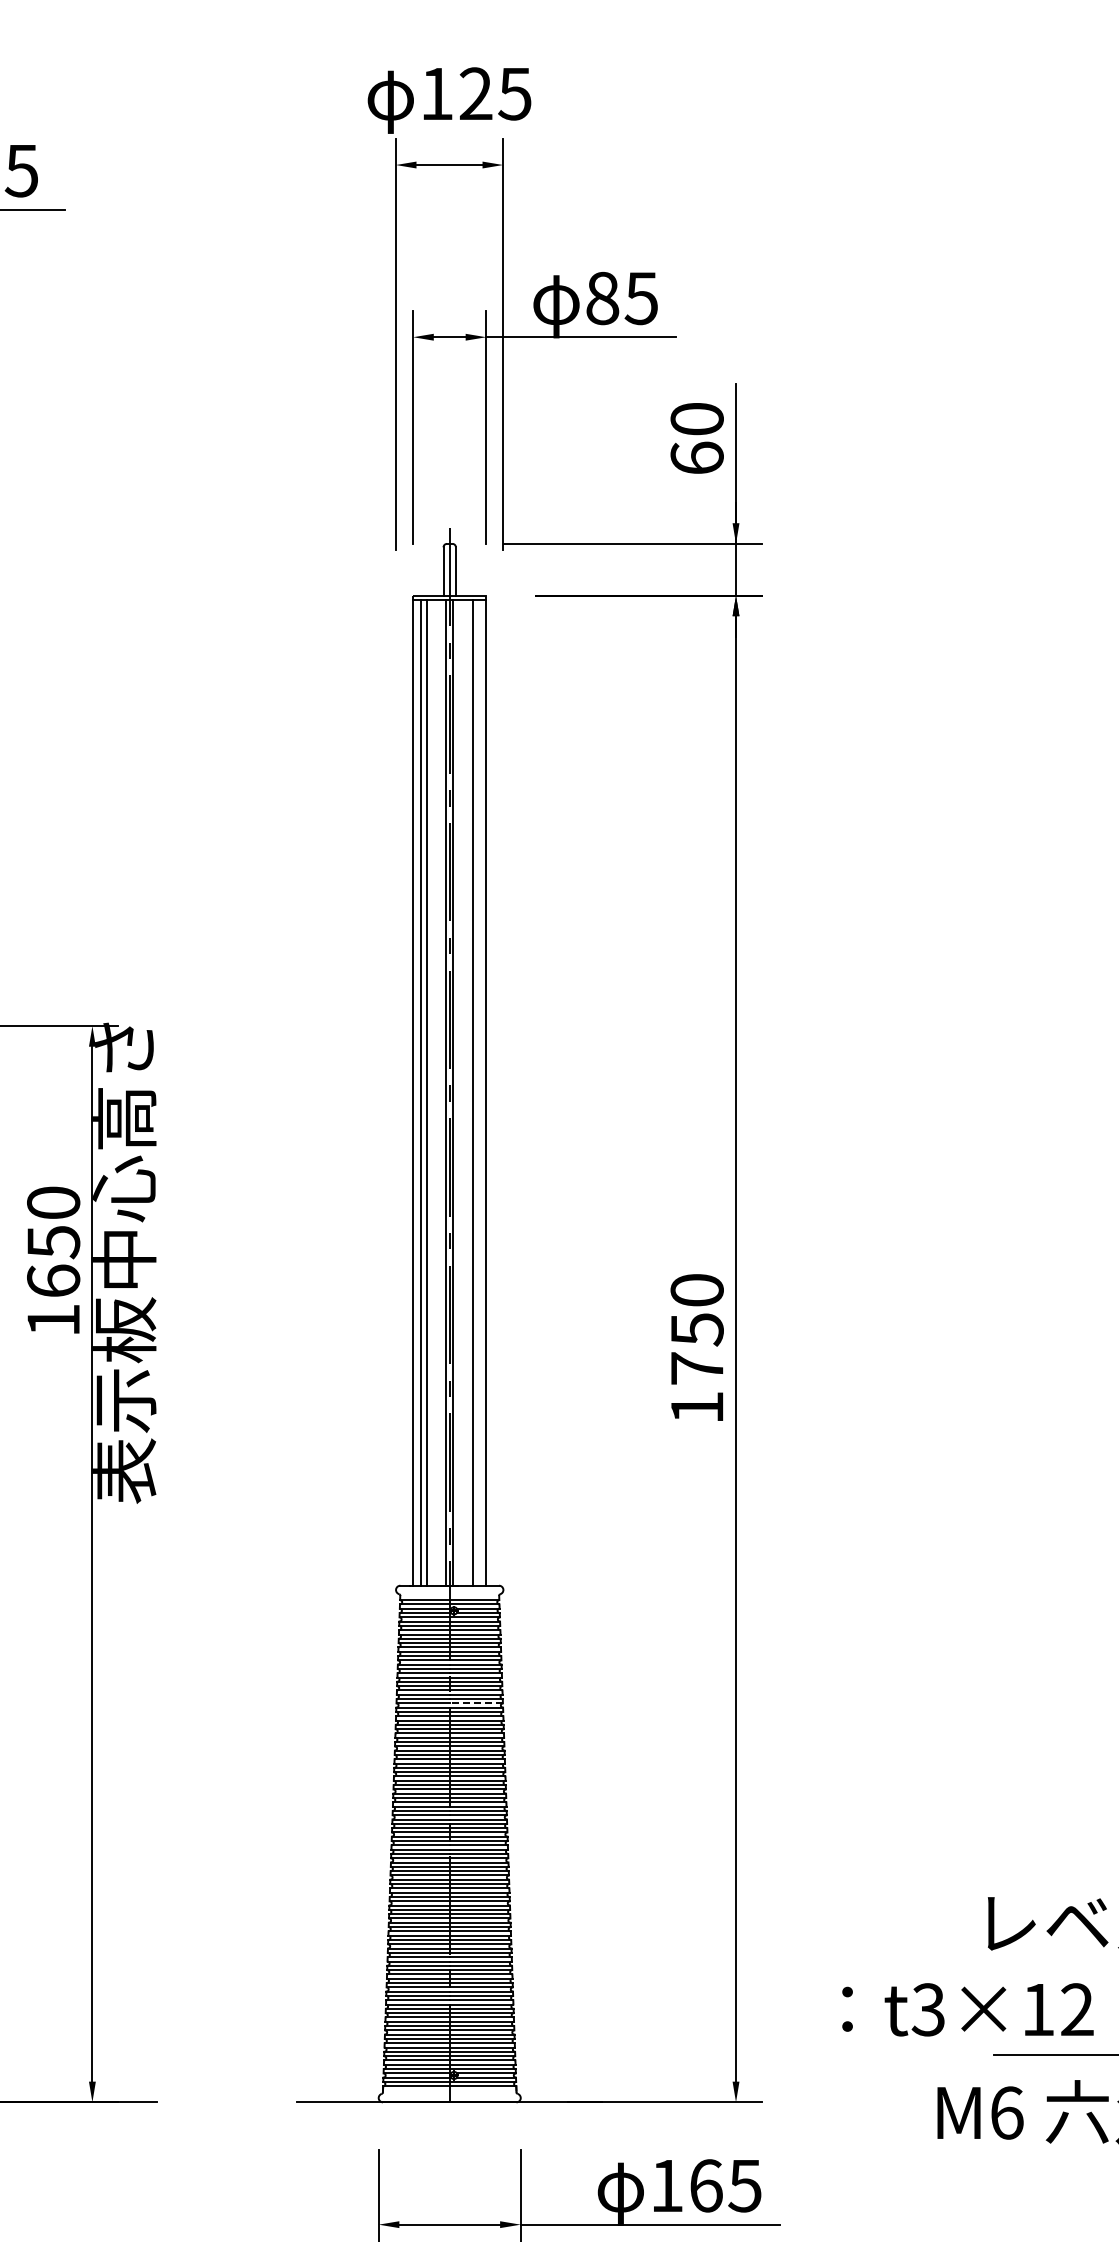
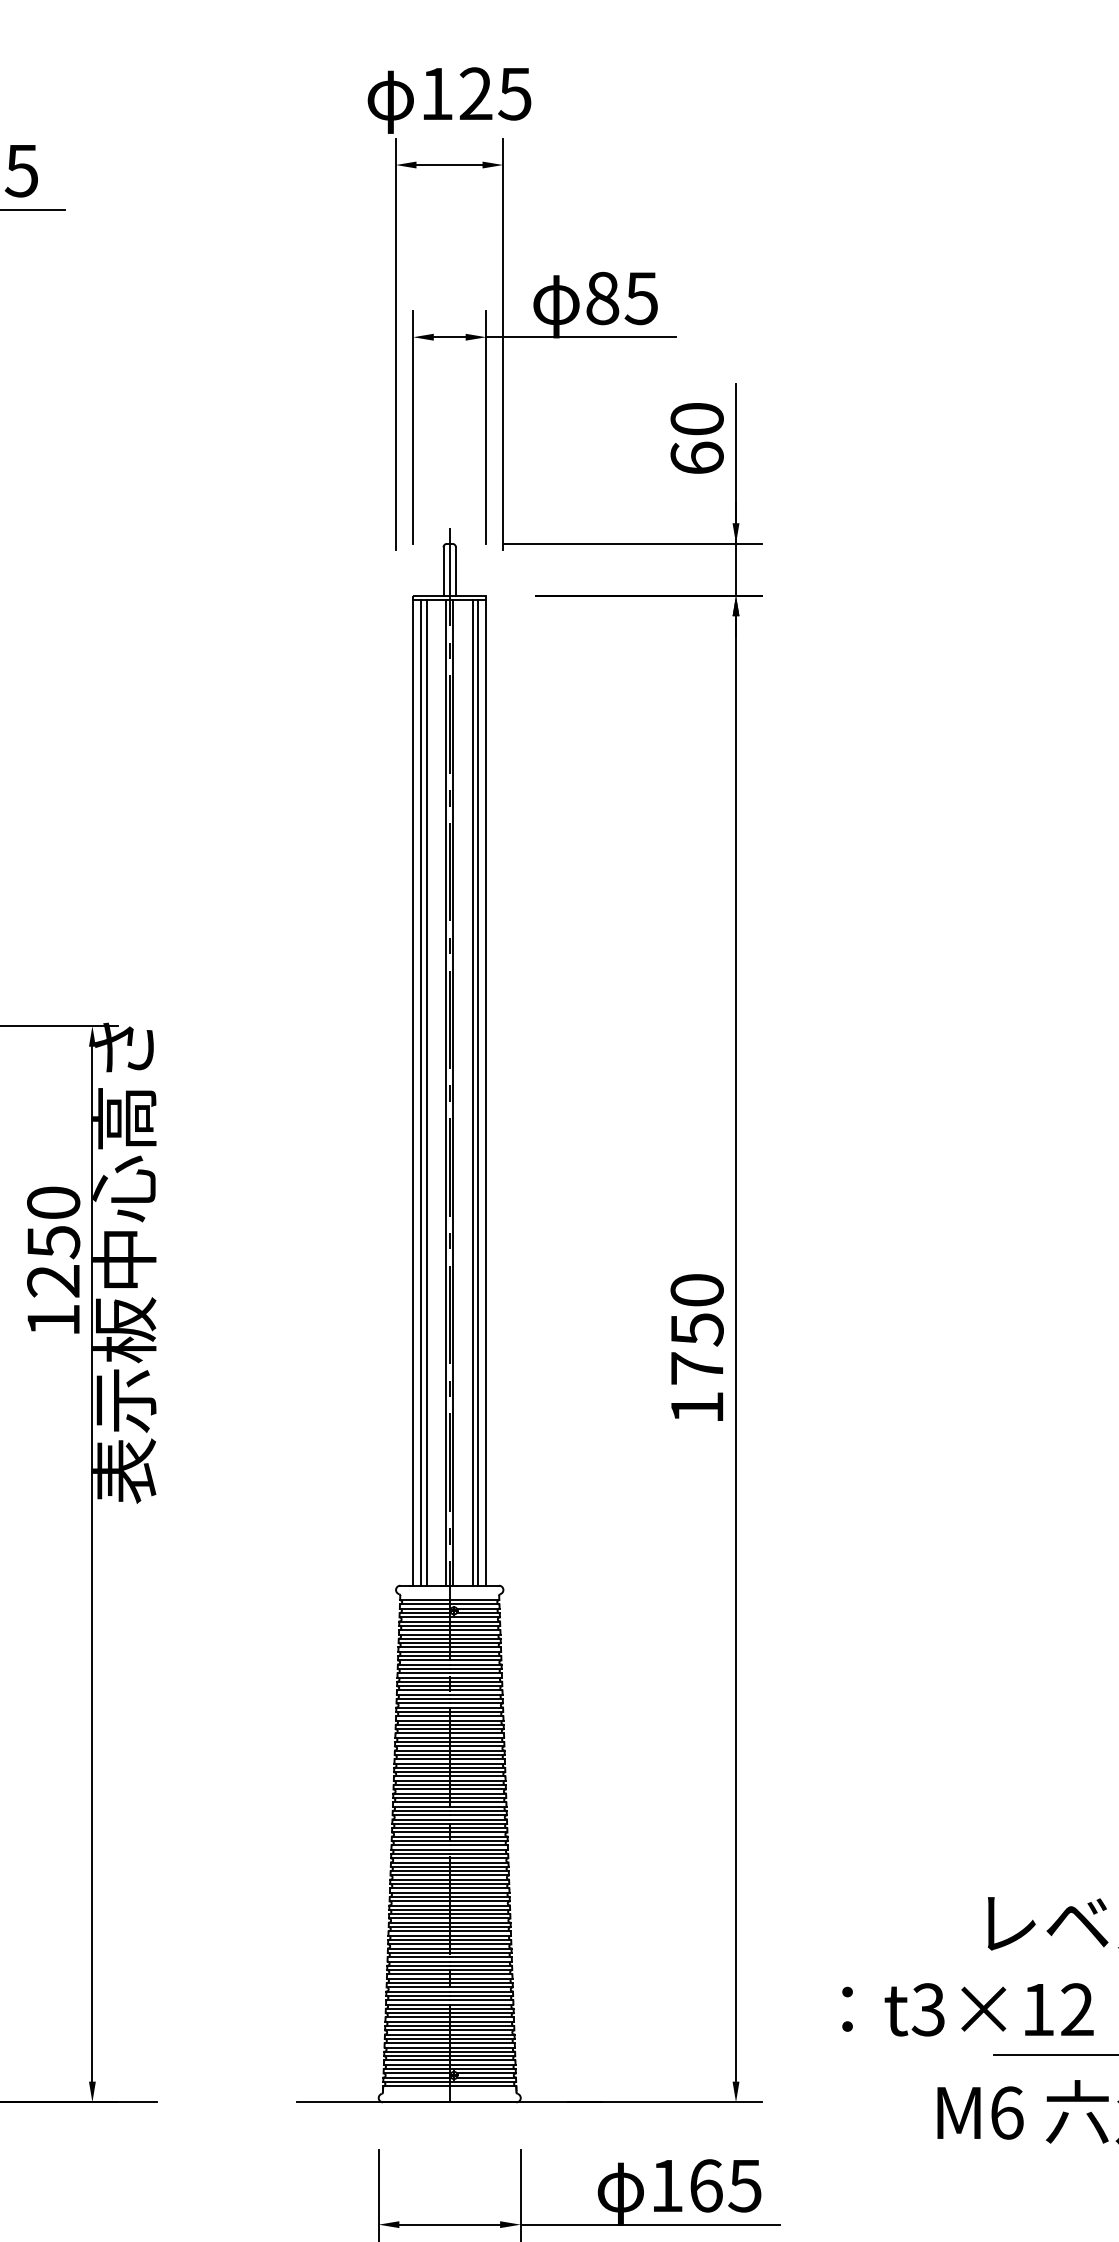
line: none -> present (478, 1092)
text: 1650 -> 1250 (53, 1280)
line: dashed -> solid (476, 1703)
